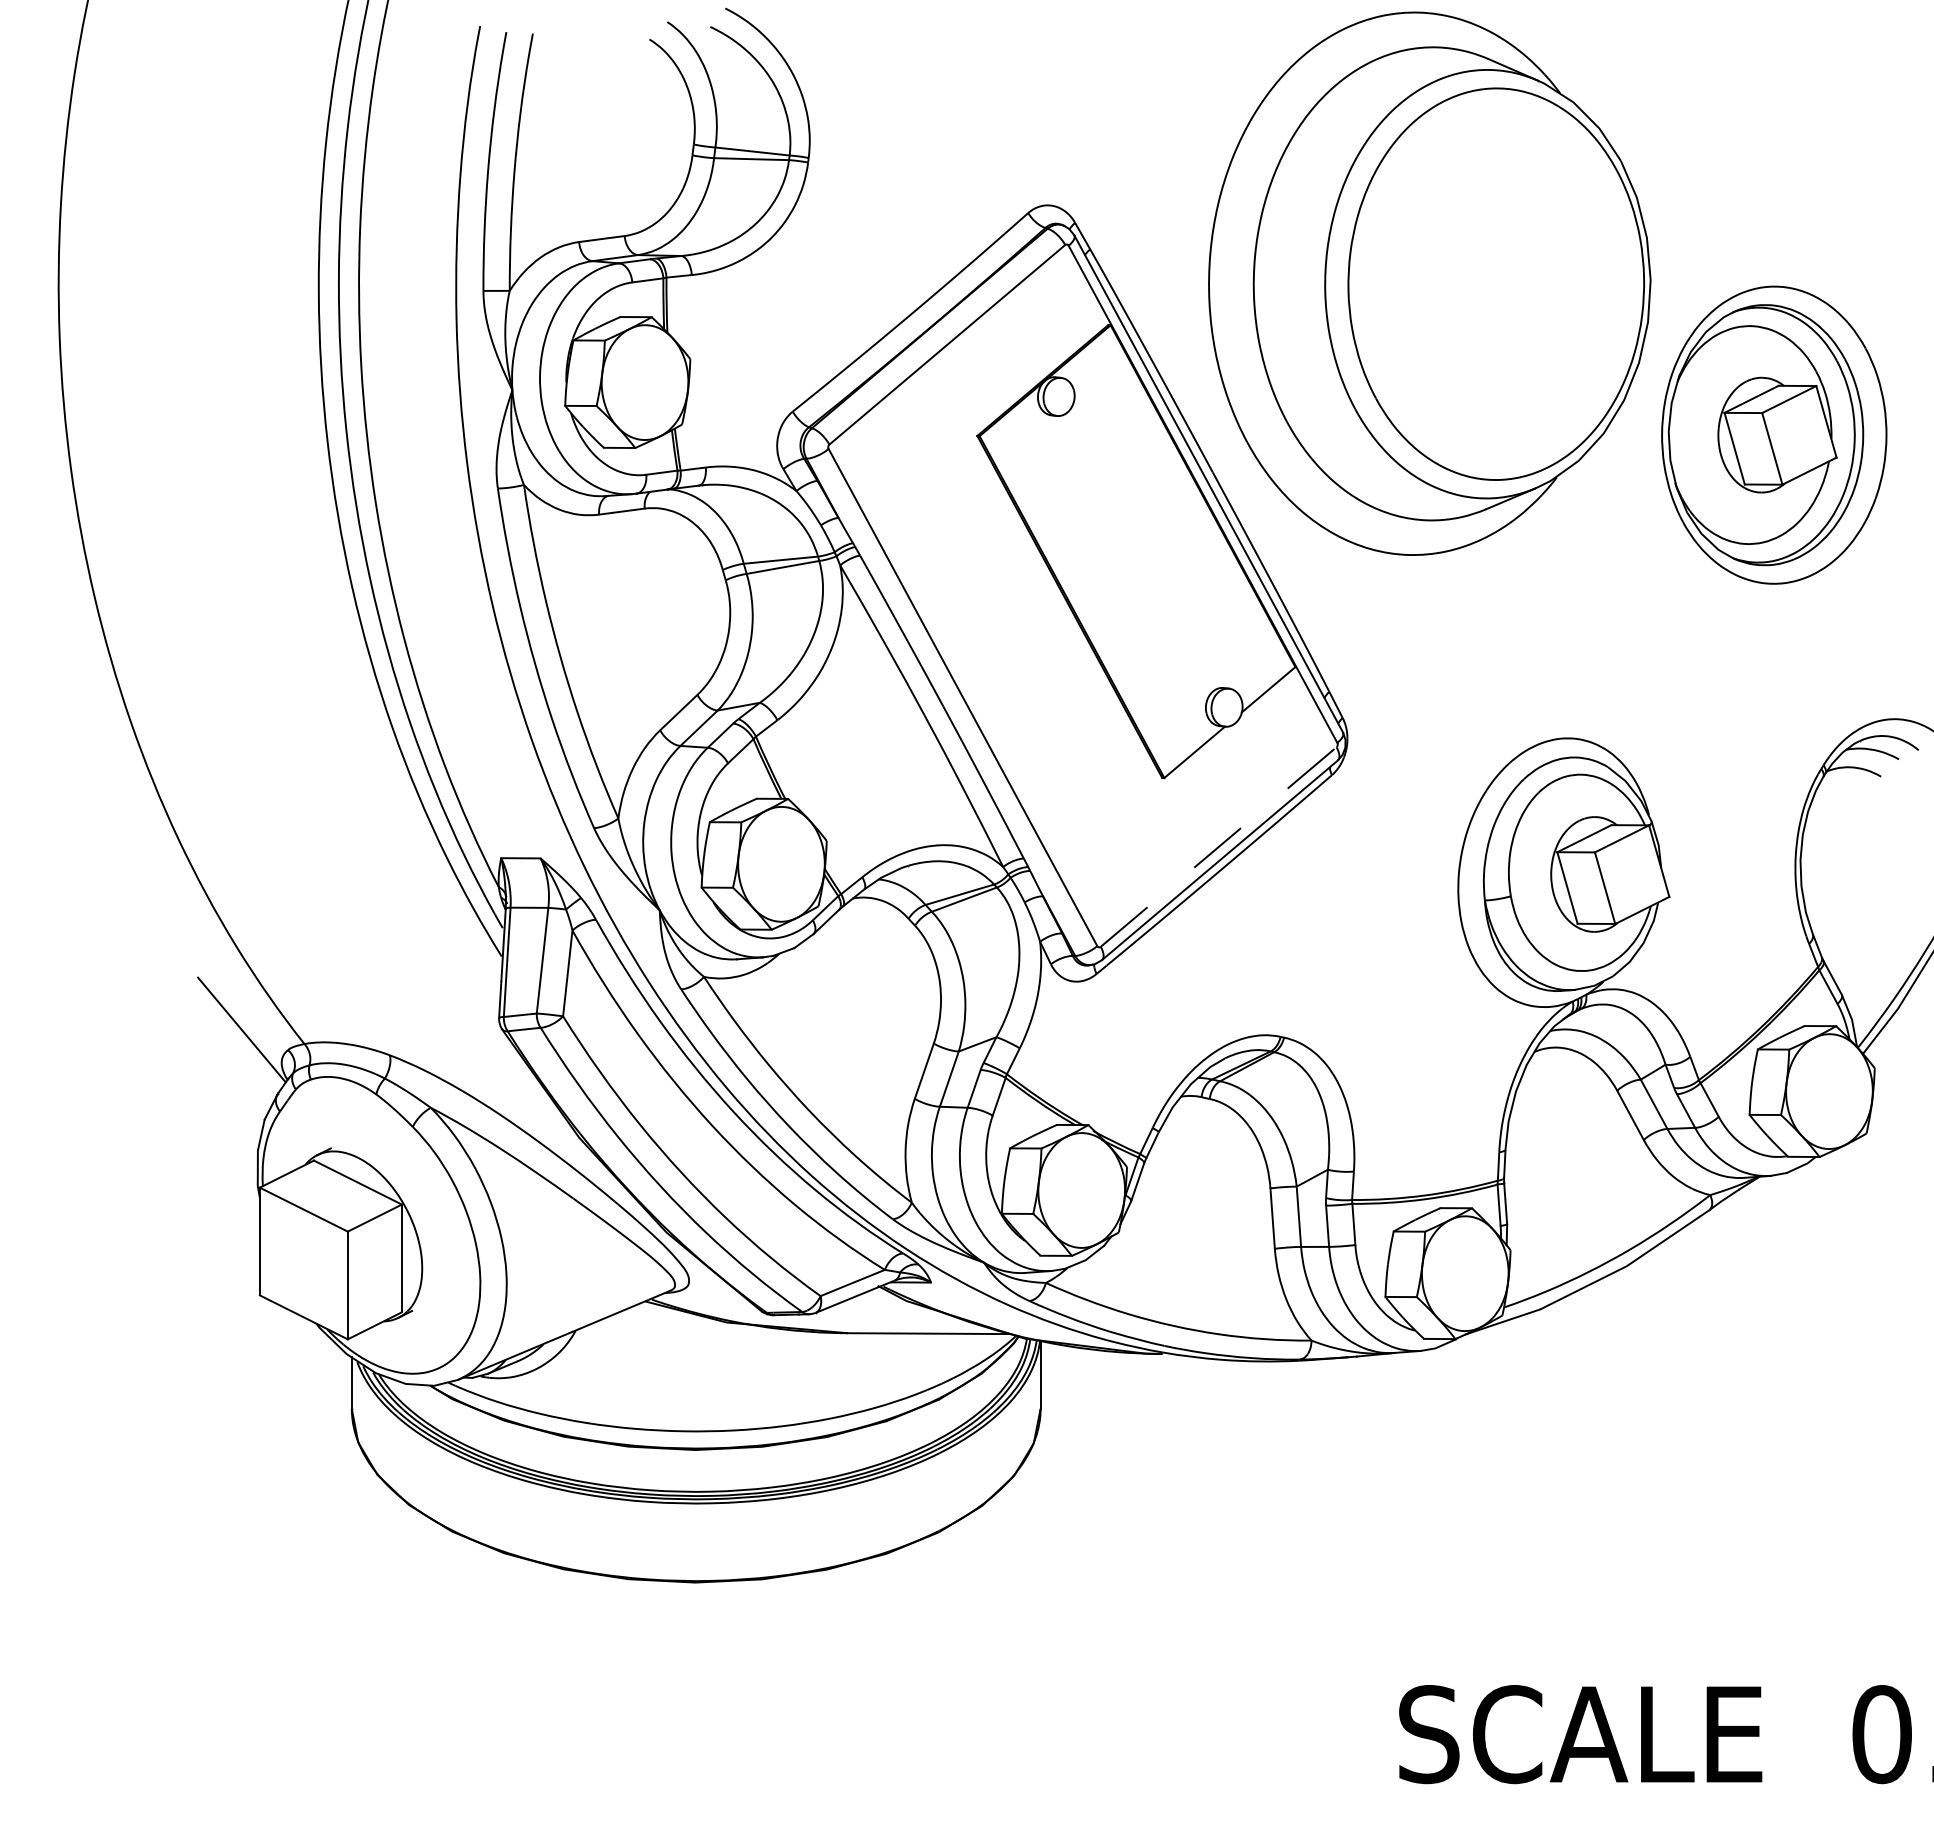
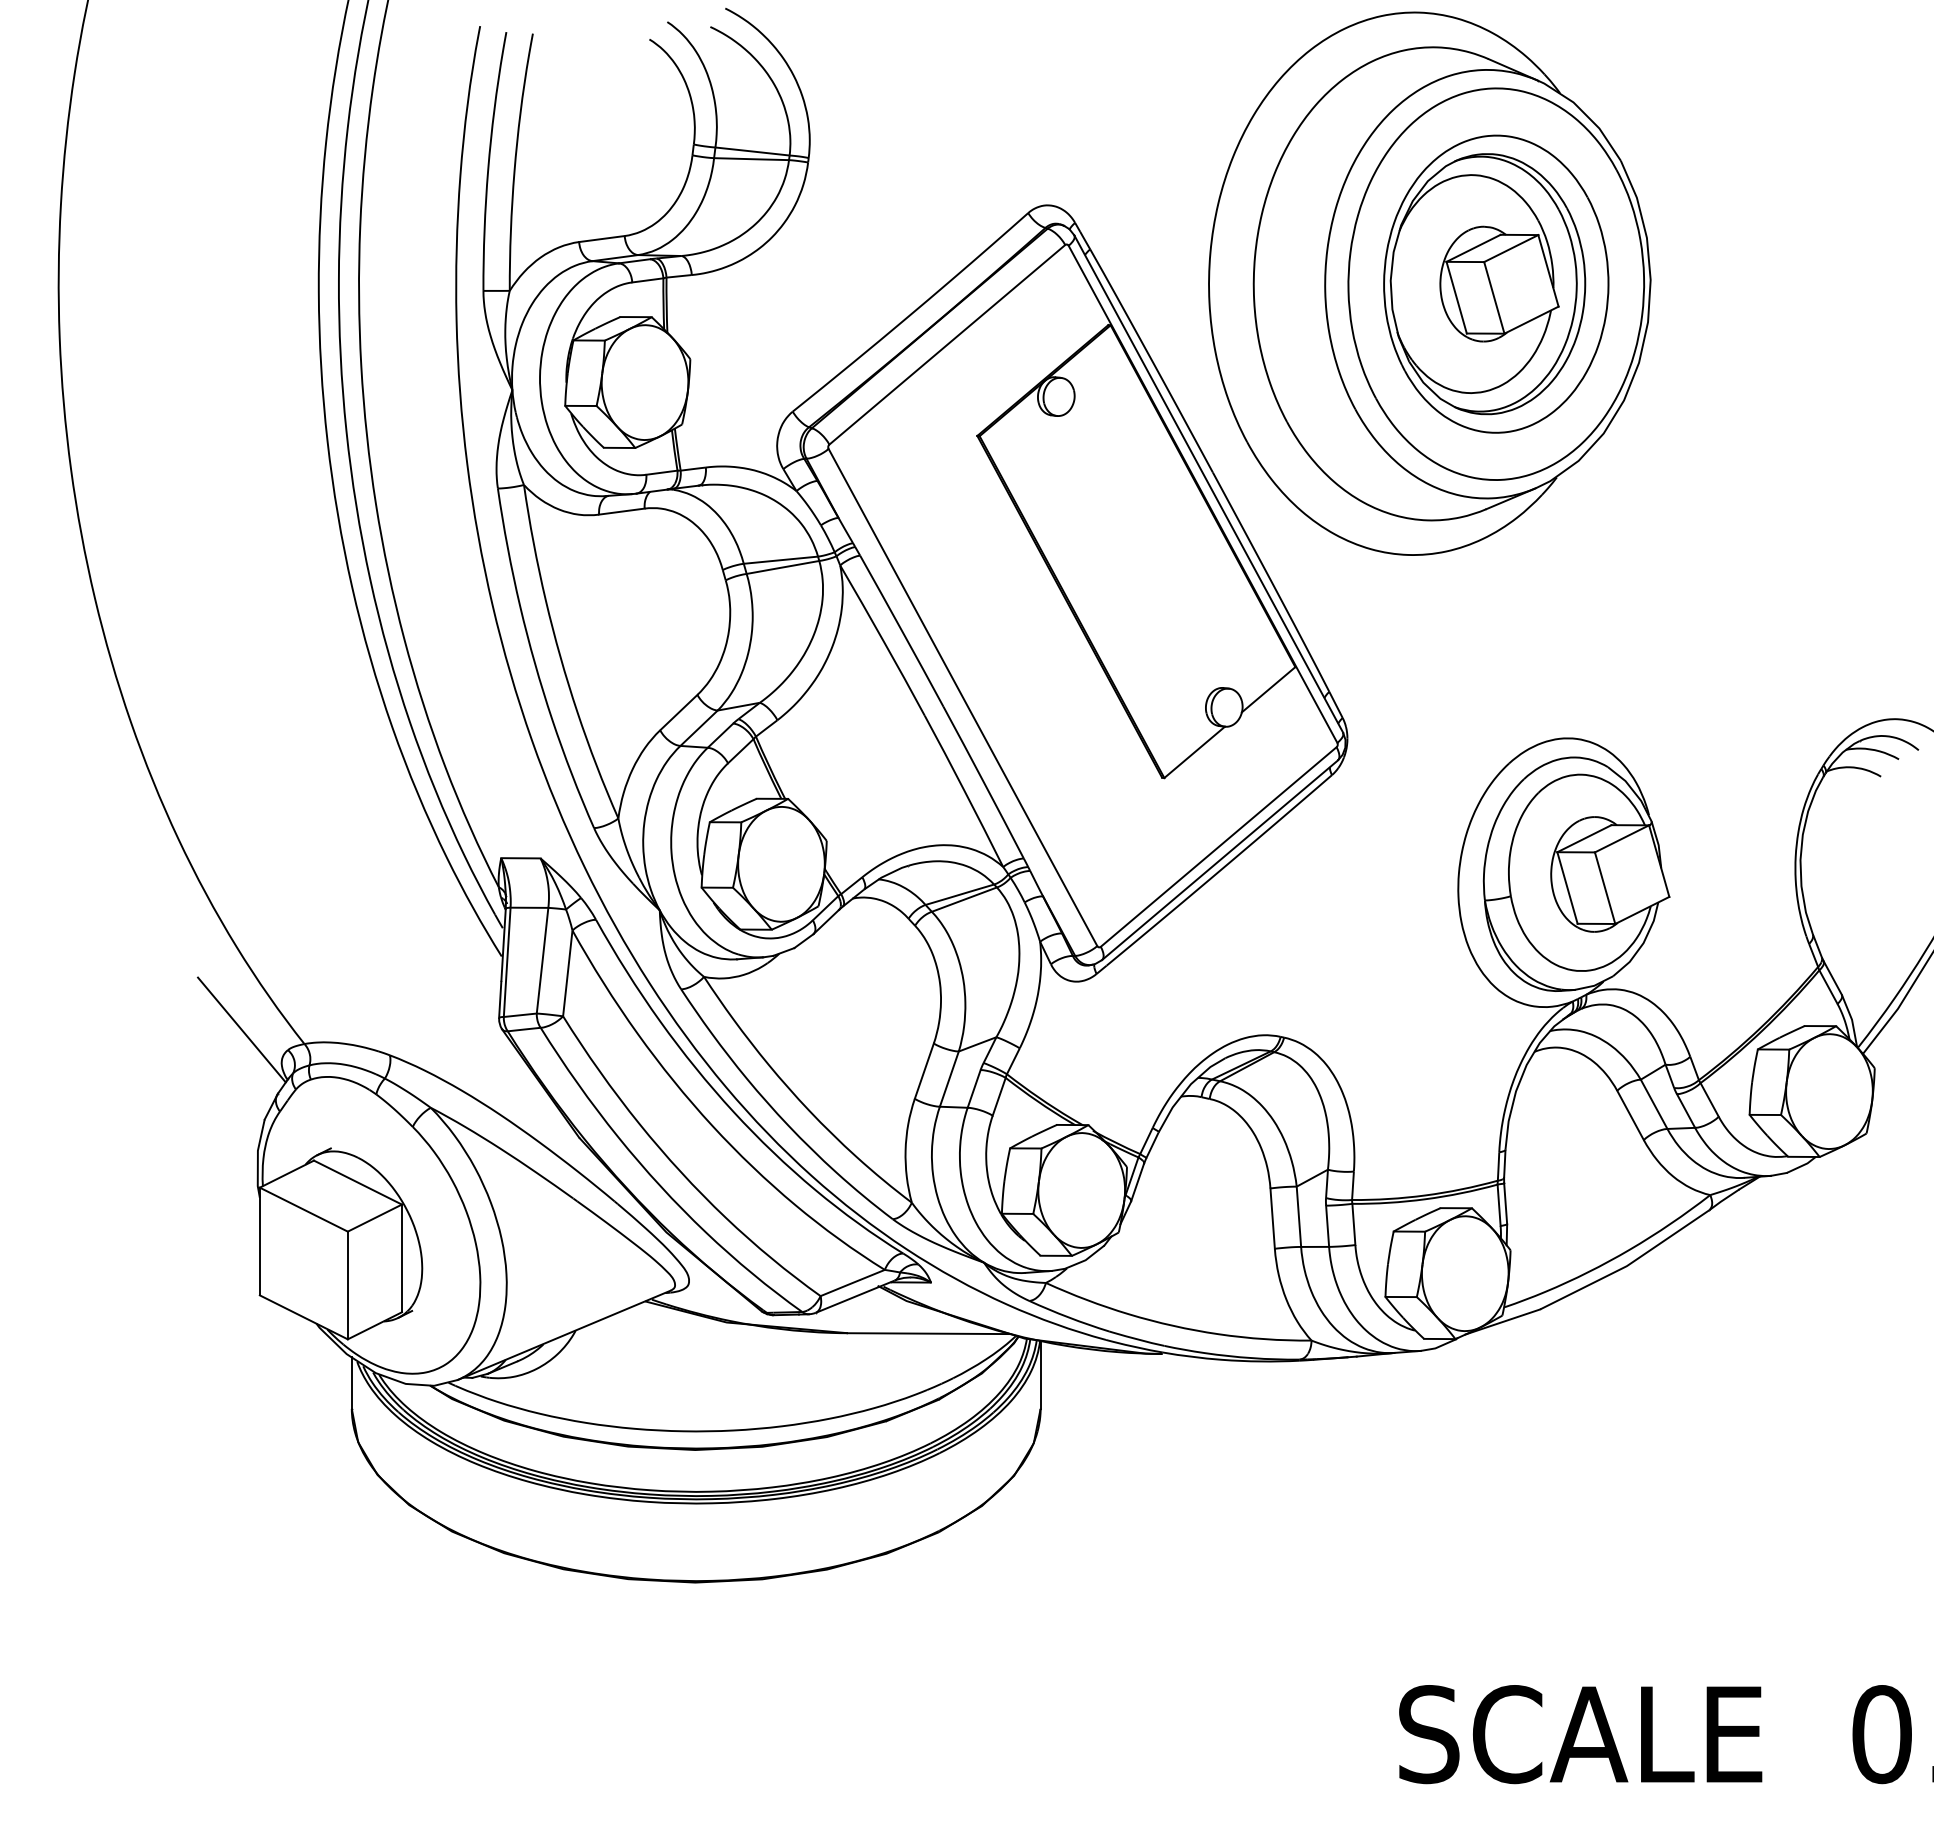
part position: (1774, 434) -> (1496, 283) (1496, 283)
line: dashed -> solid (1219, 846)
